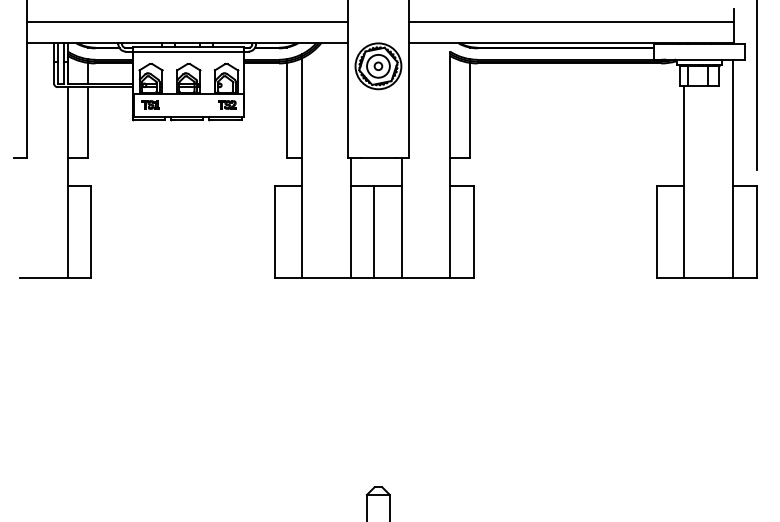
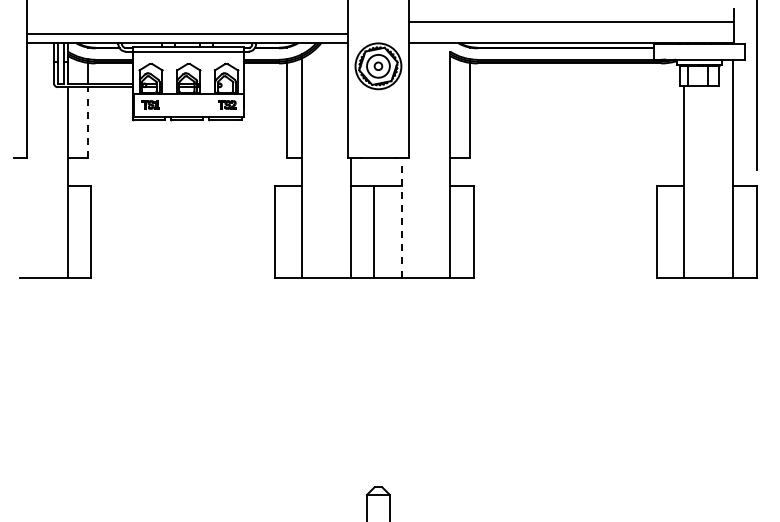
line position: (187, 21) -> (187, 33) (187, 33)
line: solid -> dashed (87, 122)
line: solid -> dashed (402, 217)
